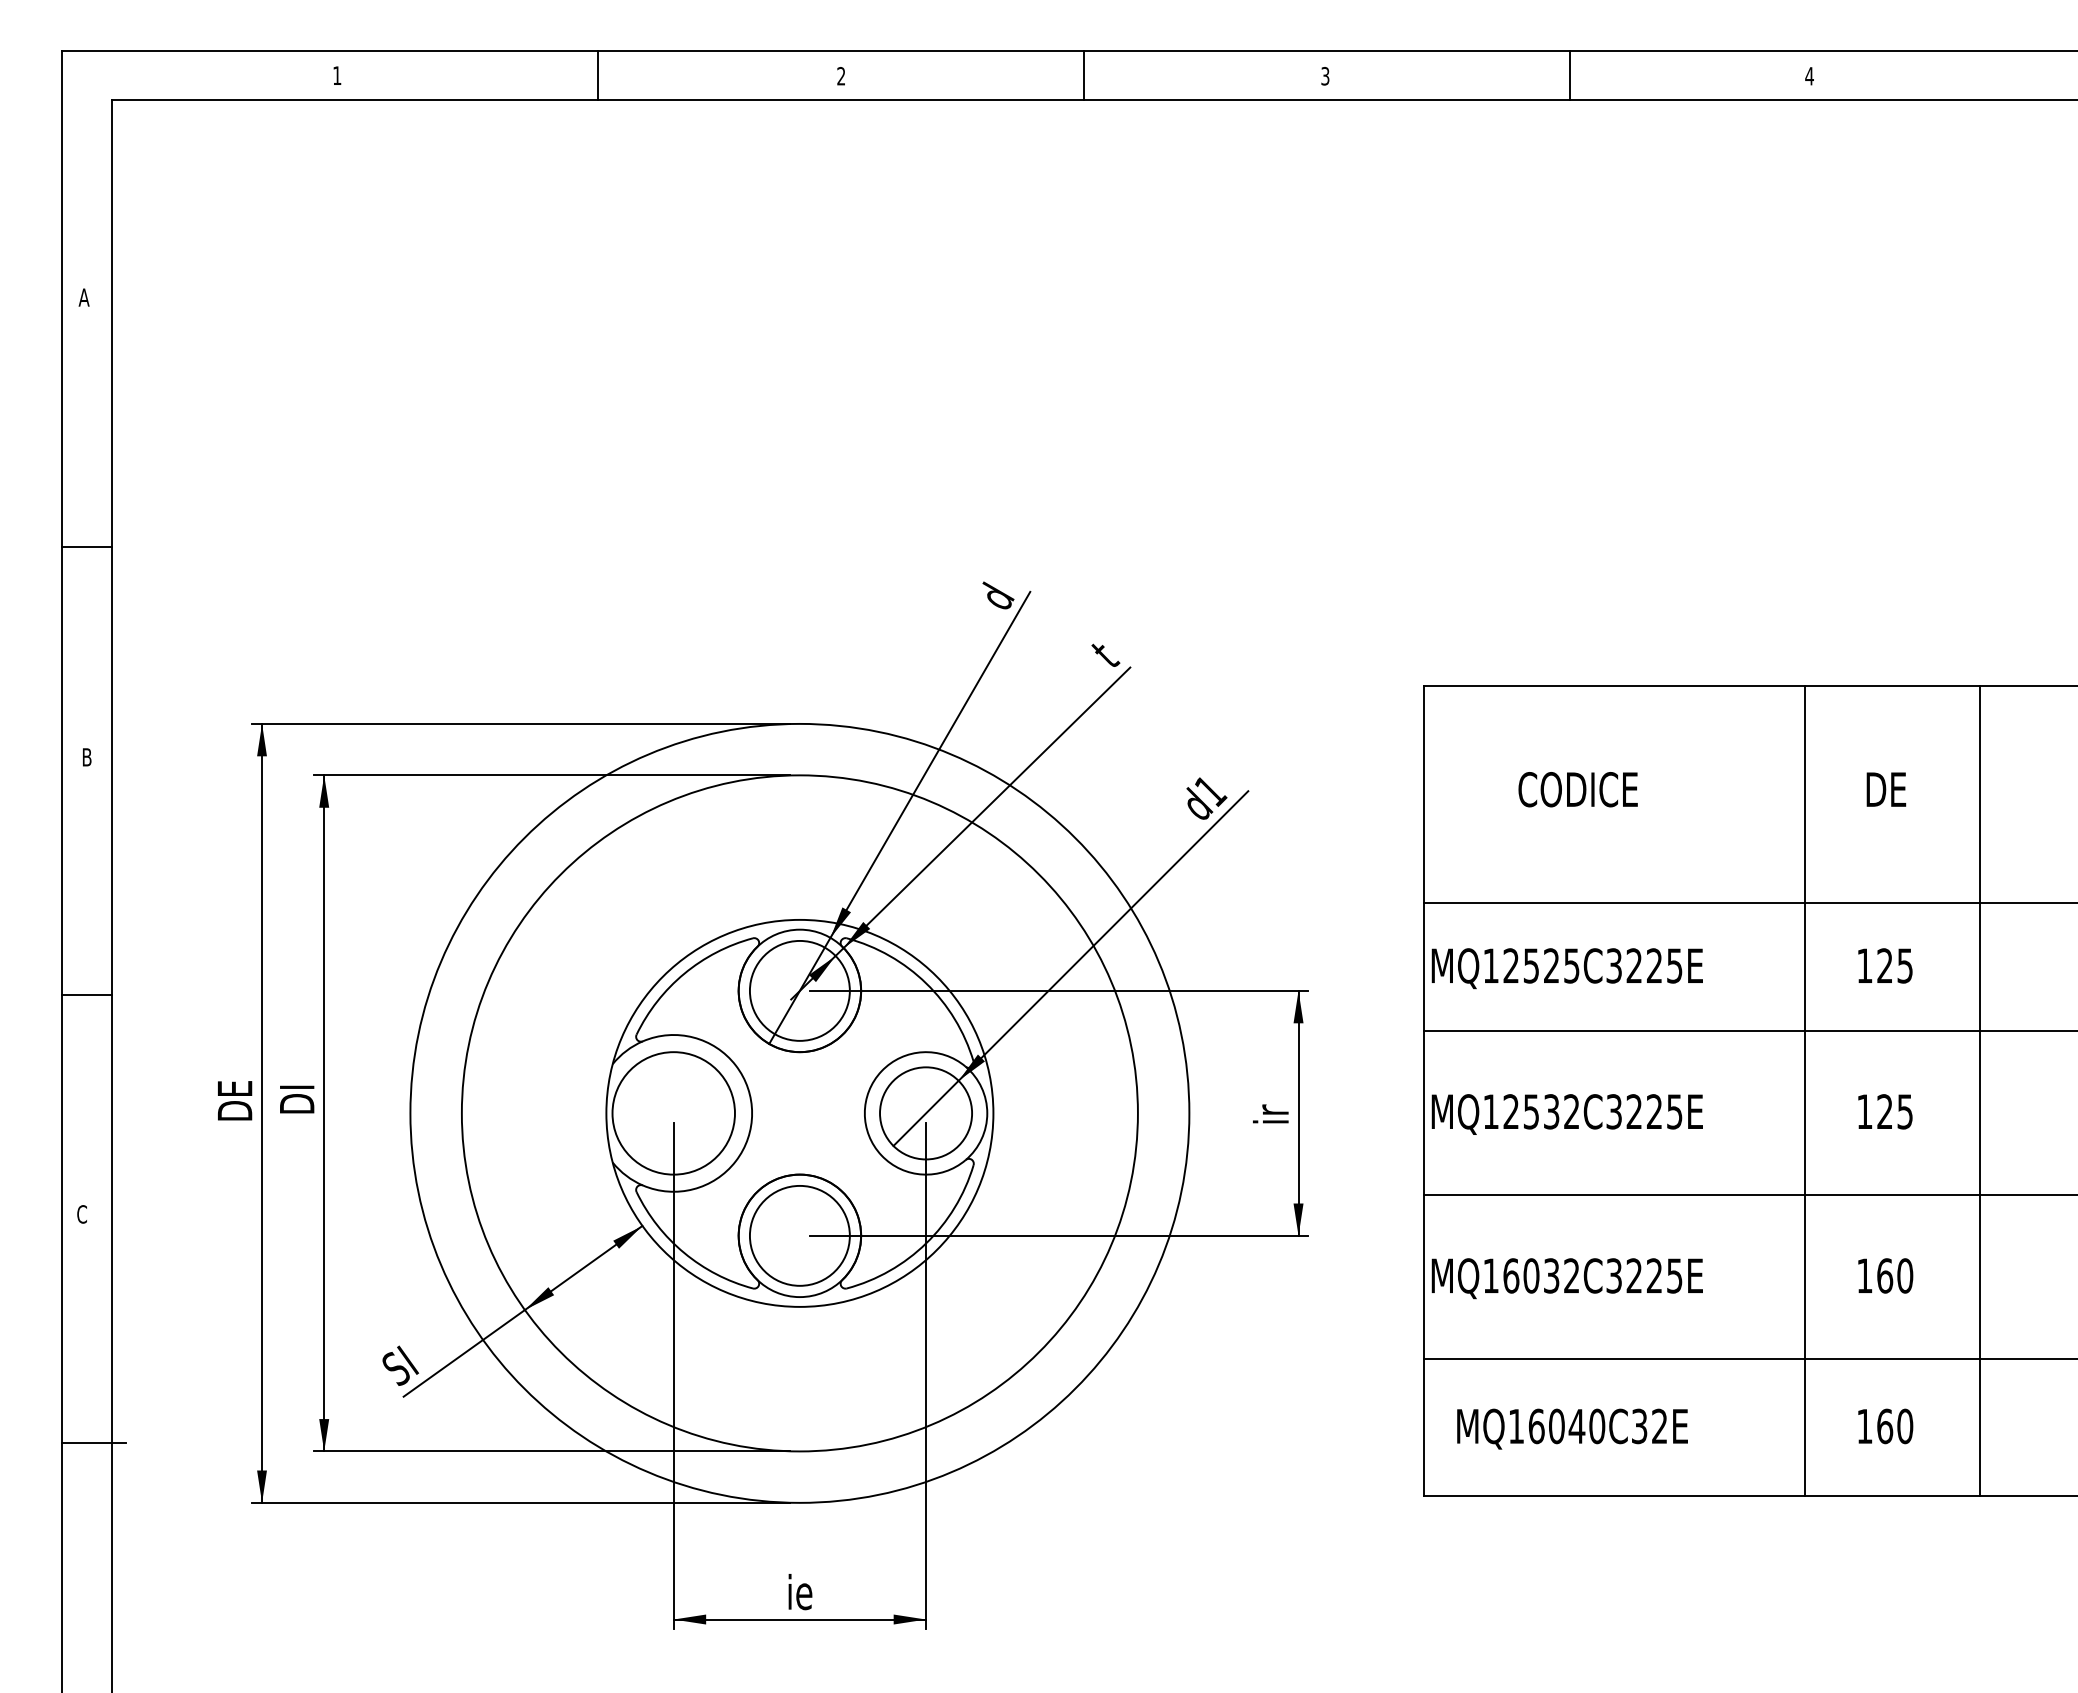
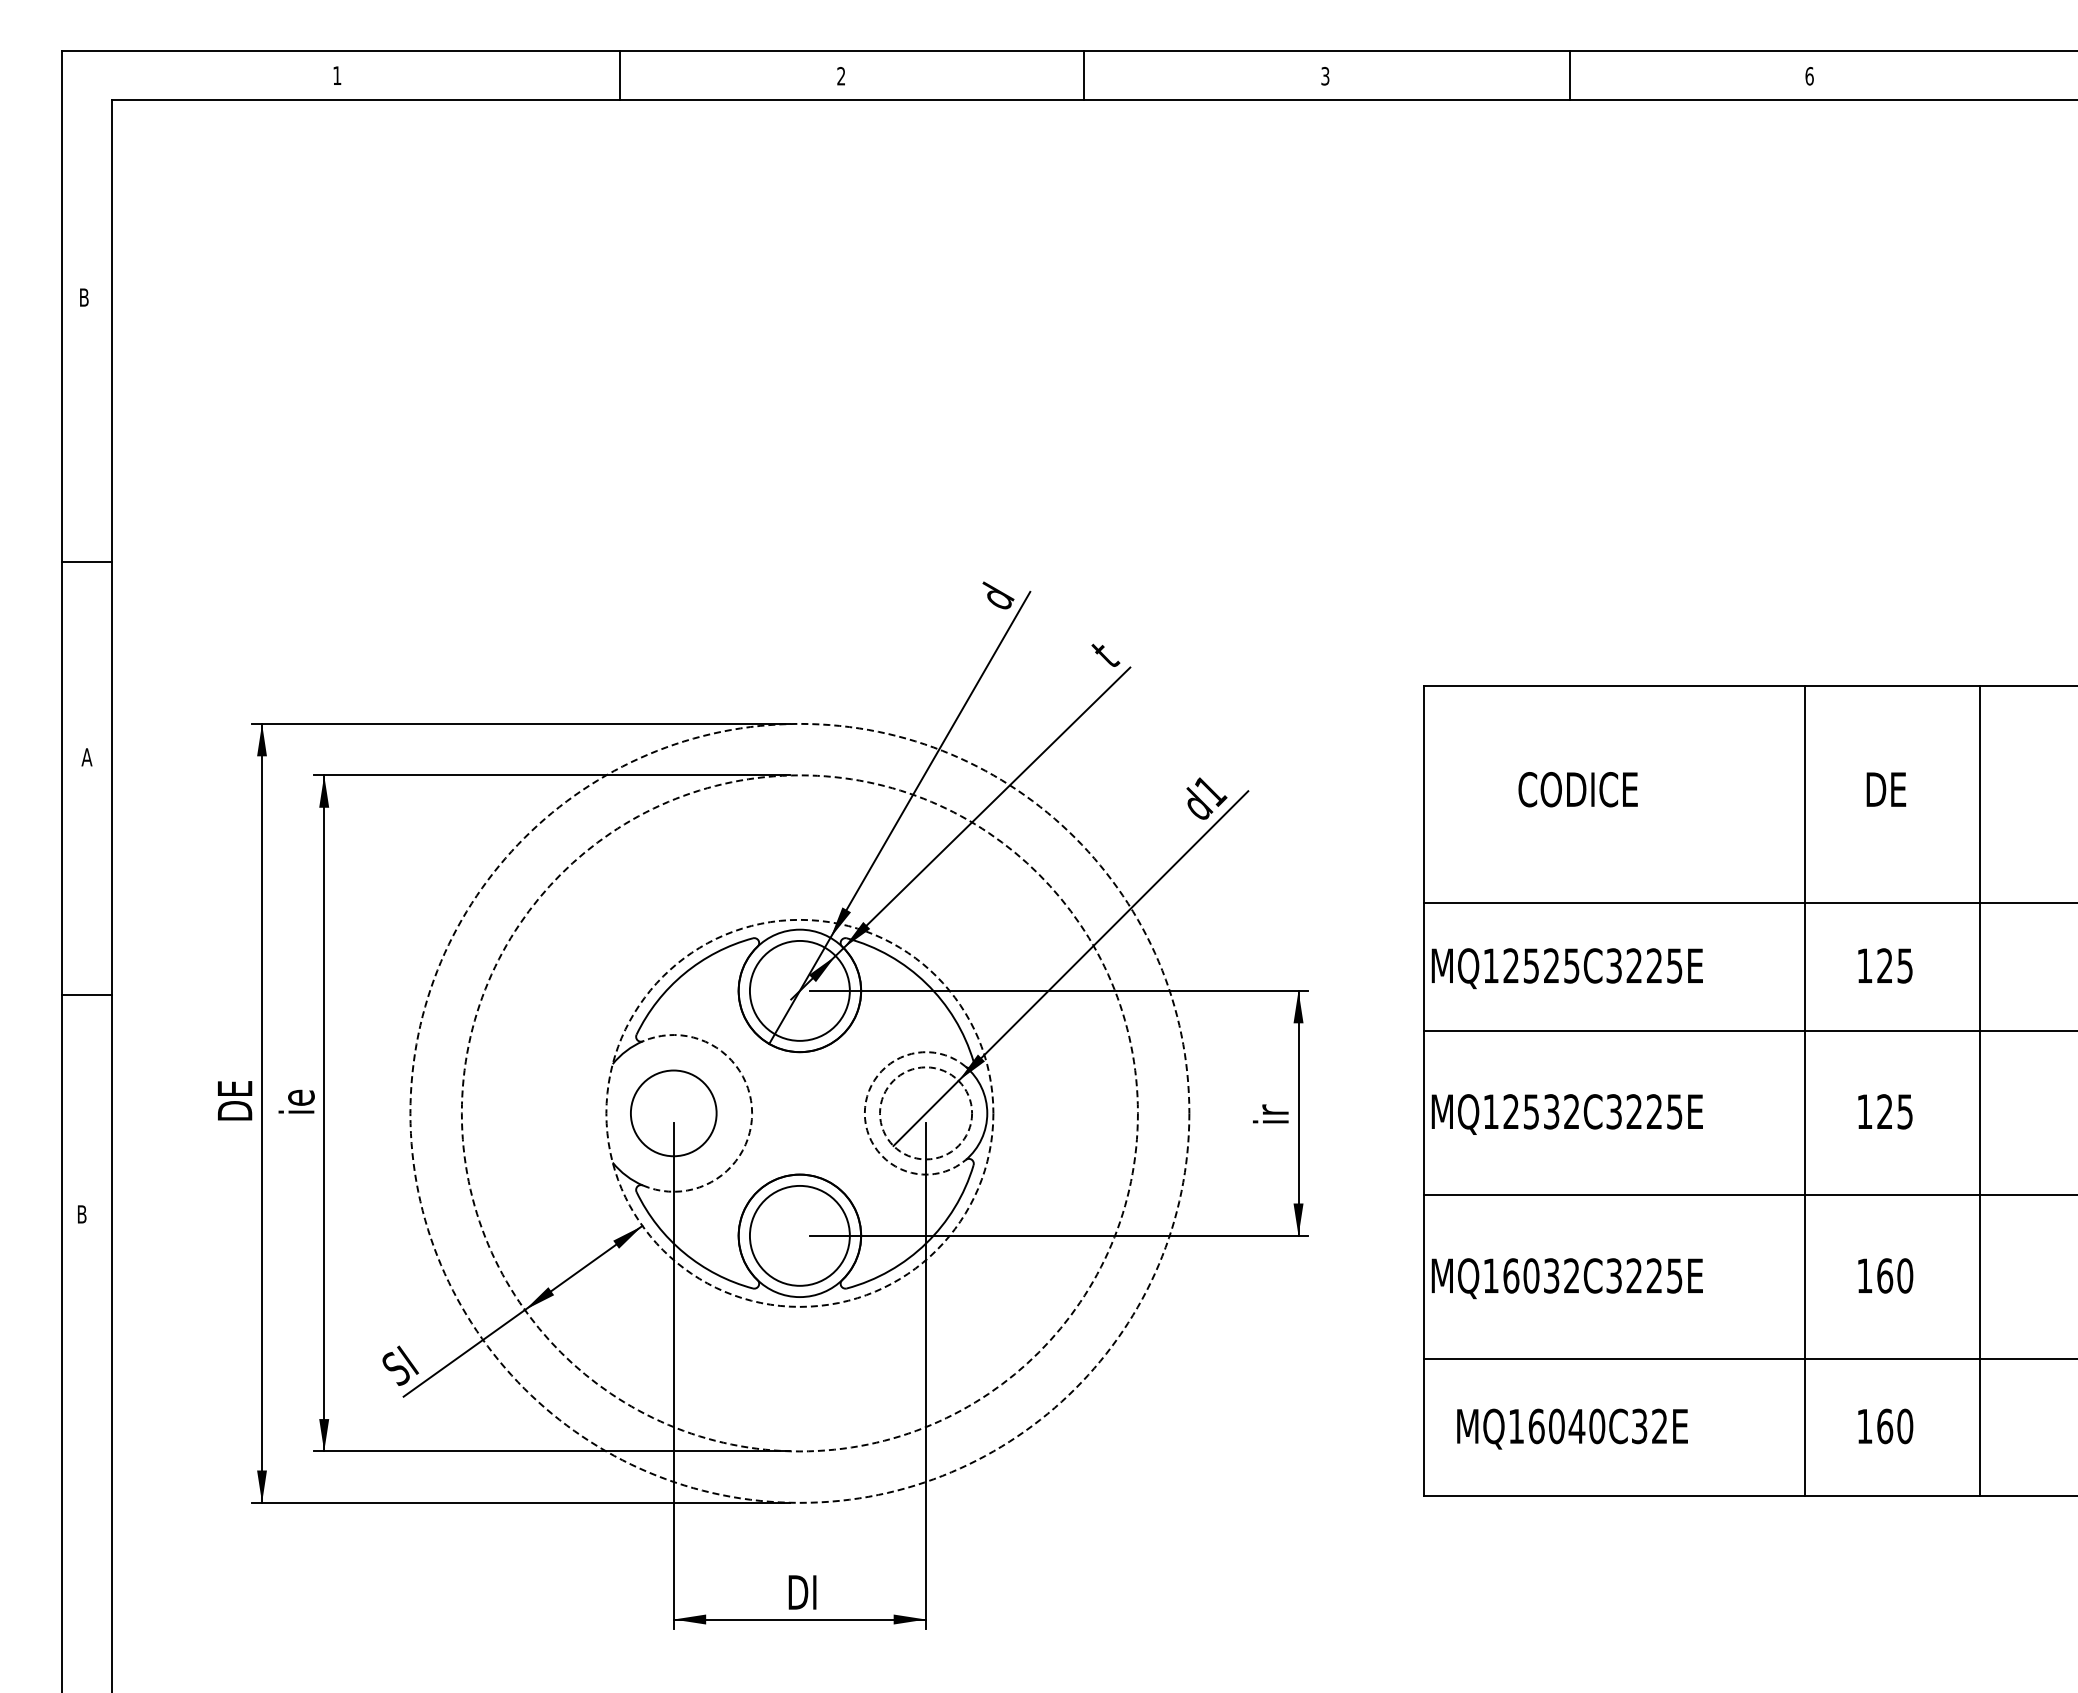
line position: (597, 74) -> (619, 74) (619, 74)
text: 4 -> 6 (1809, 76)
text: A -> B (83, 297)
line position: (86, 547) -> (86, 562) (86, 562)
text: B -> A (86, 757)
text: DI -> ie (296, 1099)
circle: solid -> dashed (799, 1112)
circle: solid -> dashed (799, 1112)
circle diameter: 122 px -> 86 px (673, 1113)
arc: solid -> dashed (752, 1113)
circle: solid -> dashed (799, 1113)
arc: solid -> dashed (864, 1113)
circle: solid -> dashed (926, 1113)
text: C -> B (81, 1214)
line: present -> none (94, 1442)
text: ie -> DI (802, 1592)
